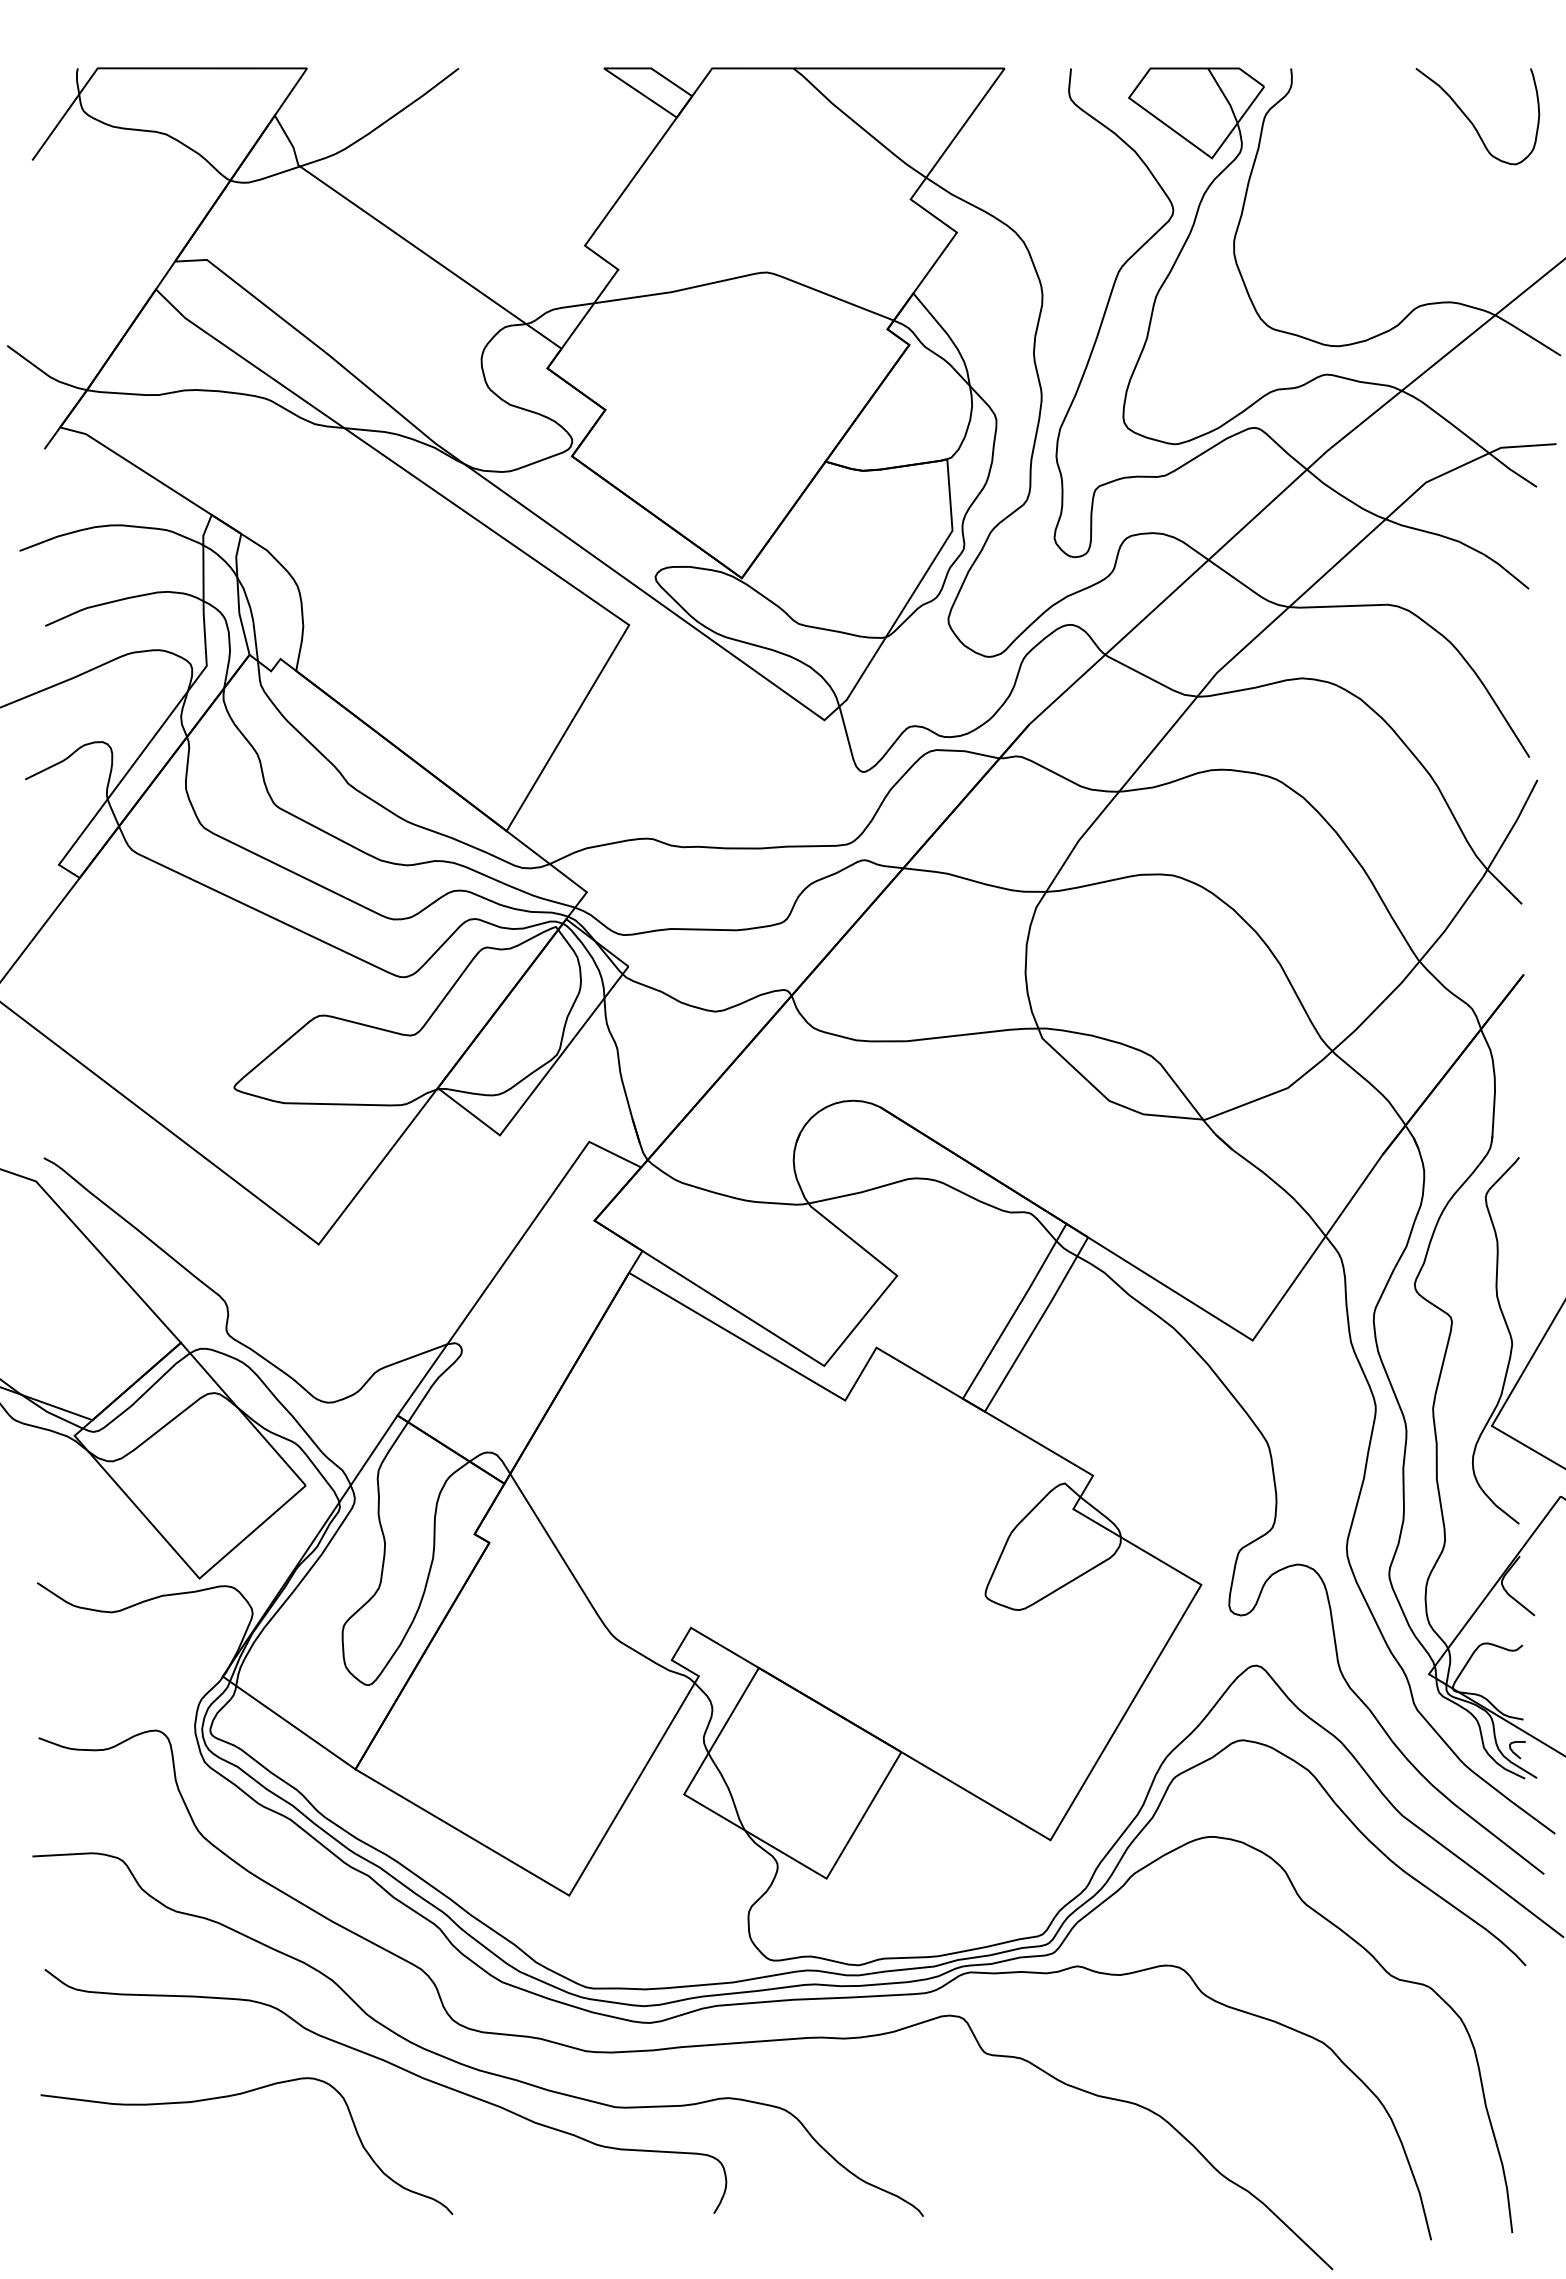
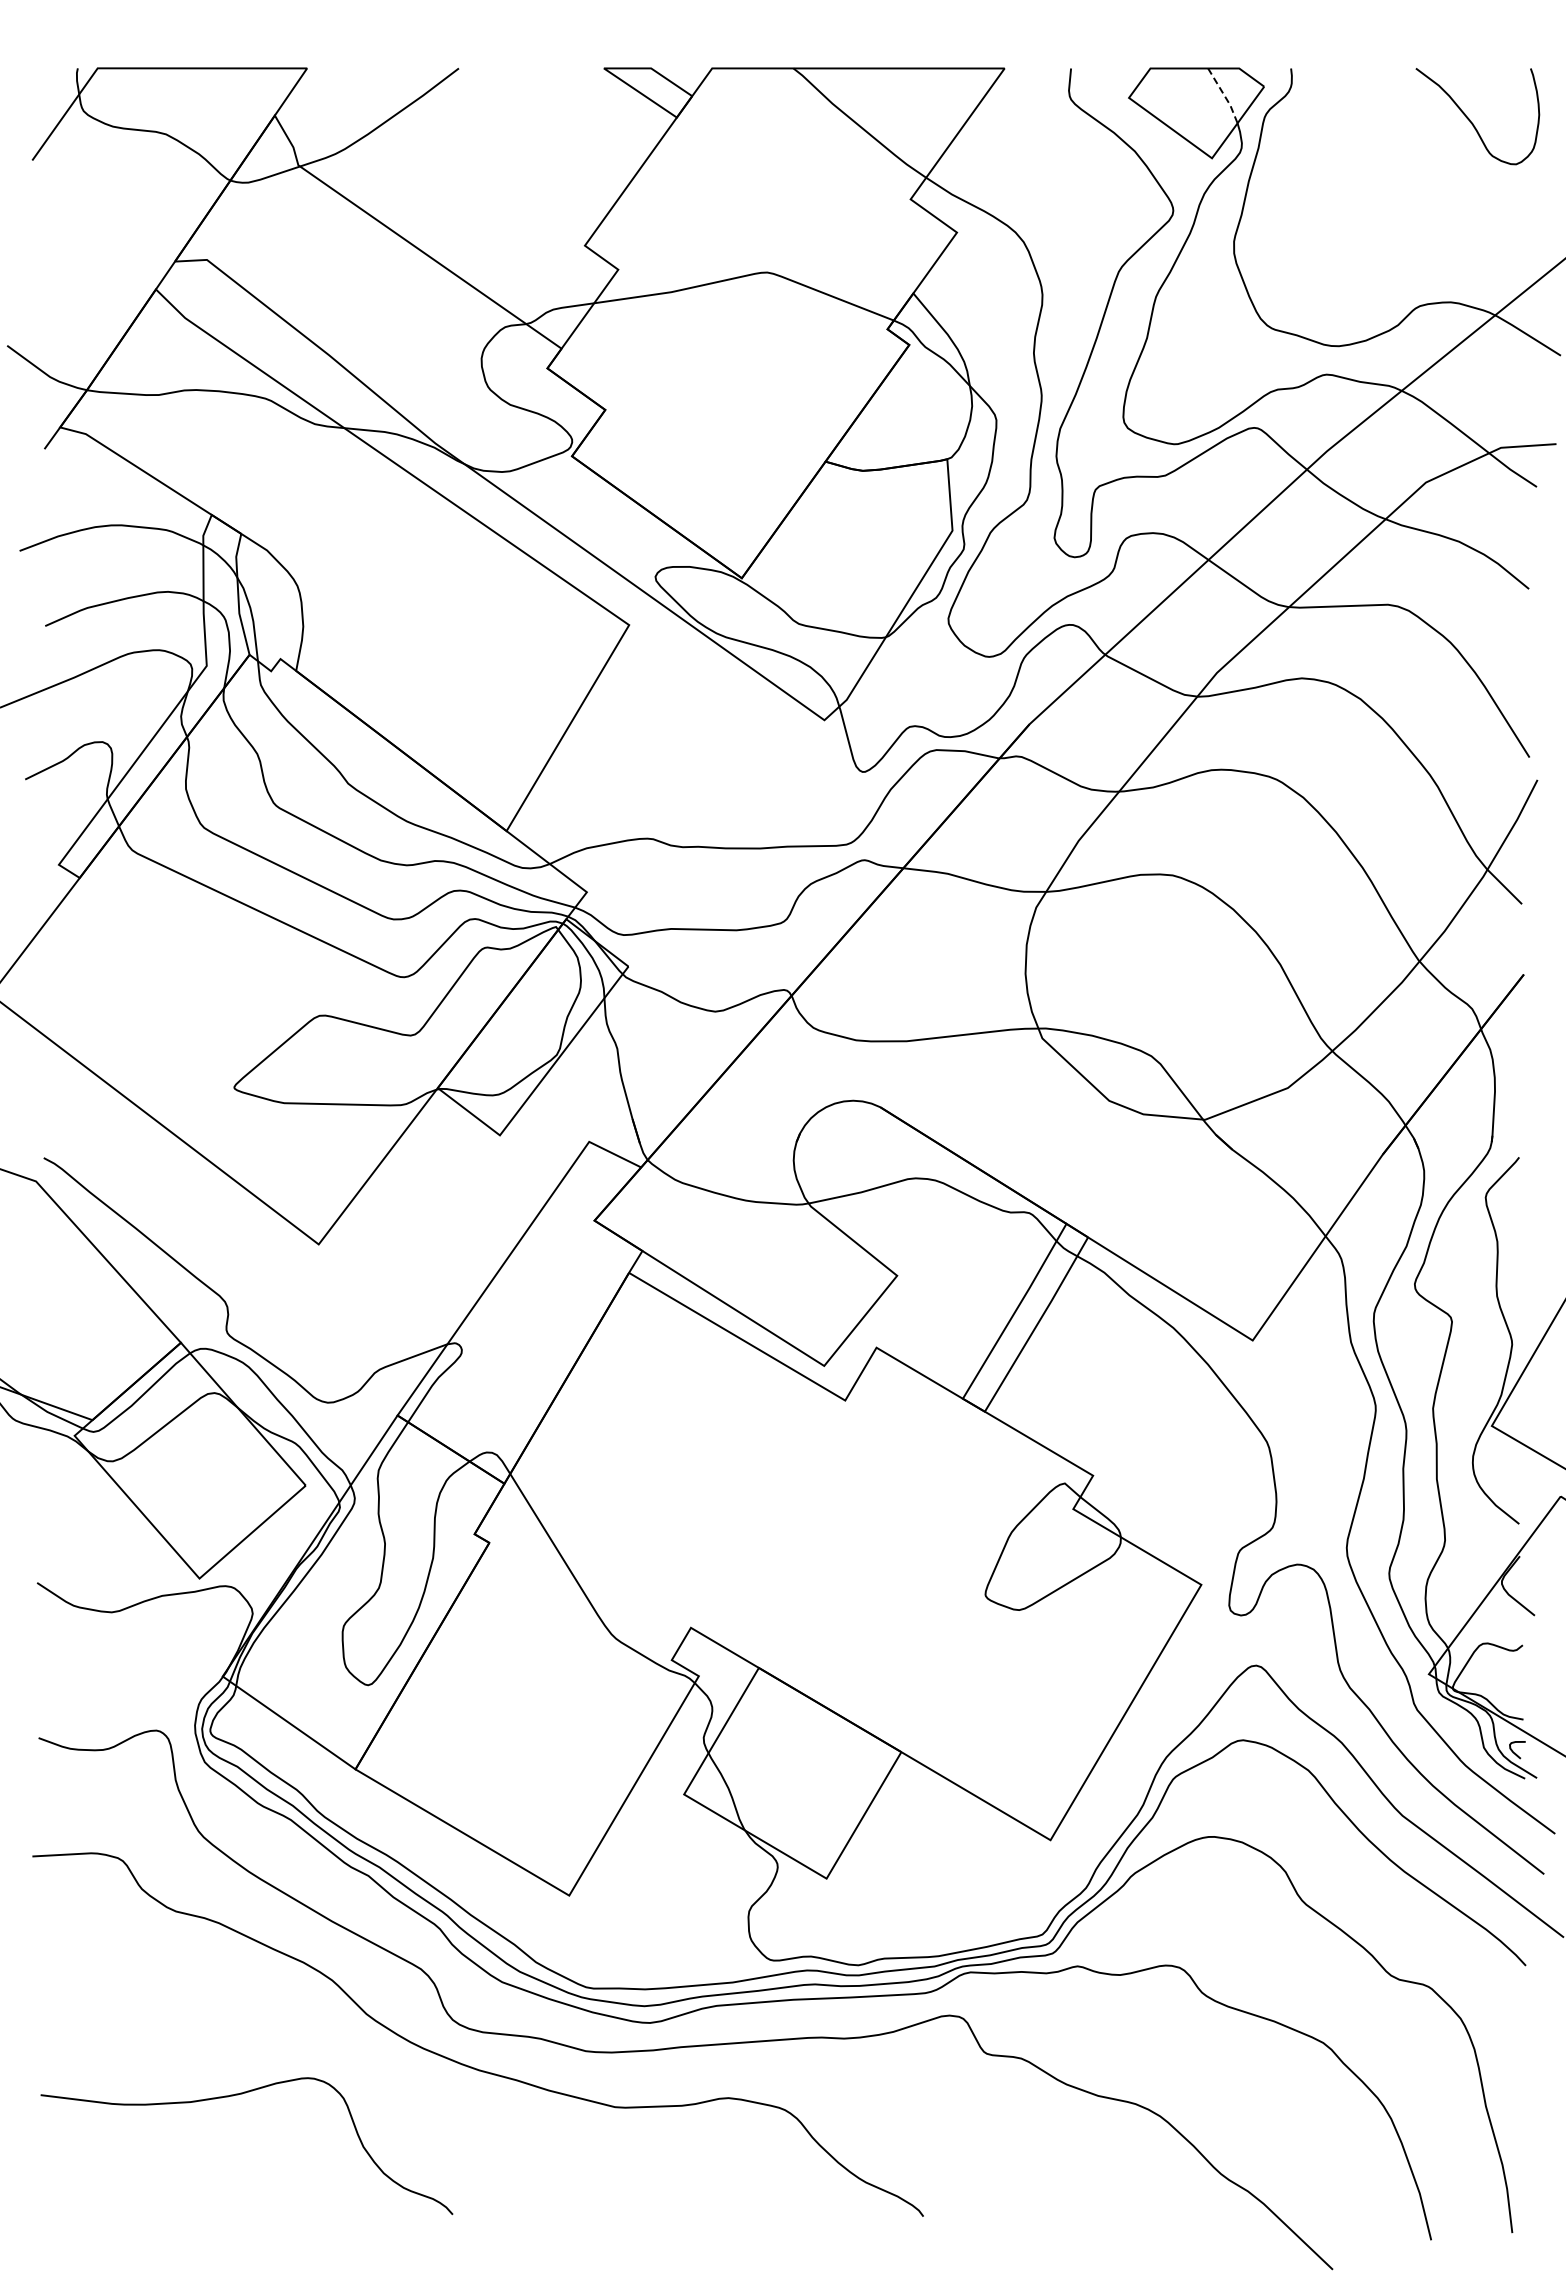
line: solid -> dashed (1224, 96)
curve: present -> none (396, 2067)
